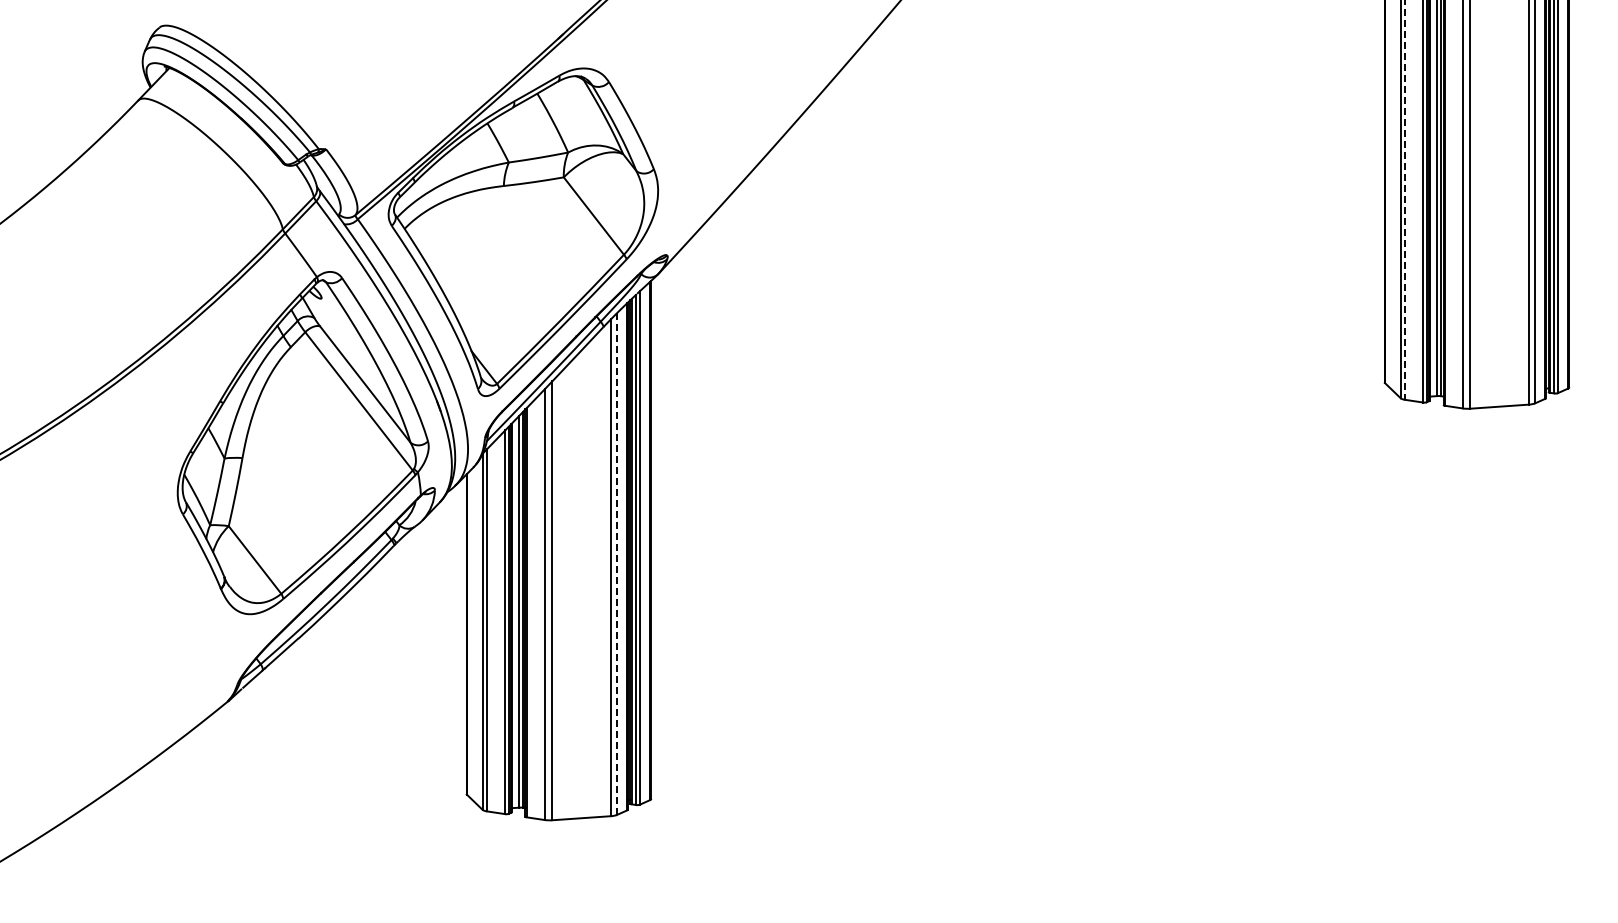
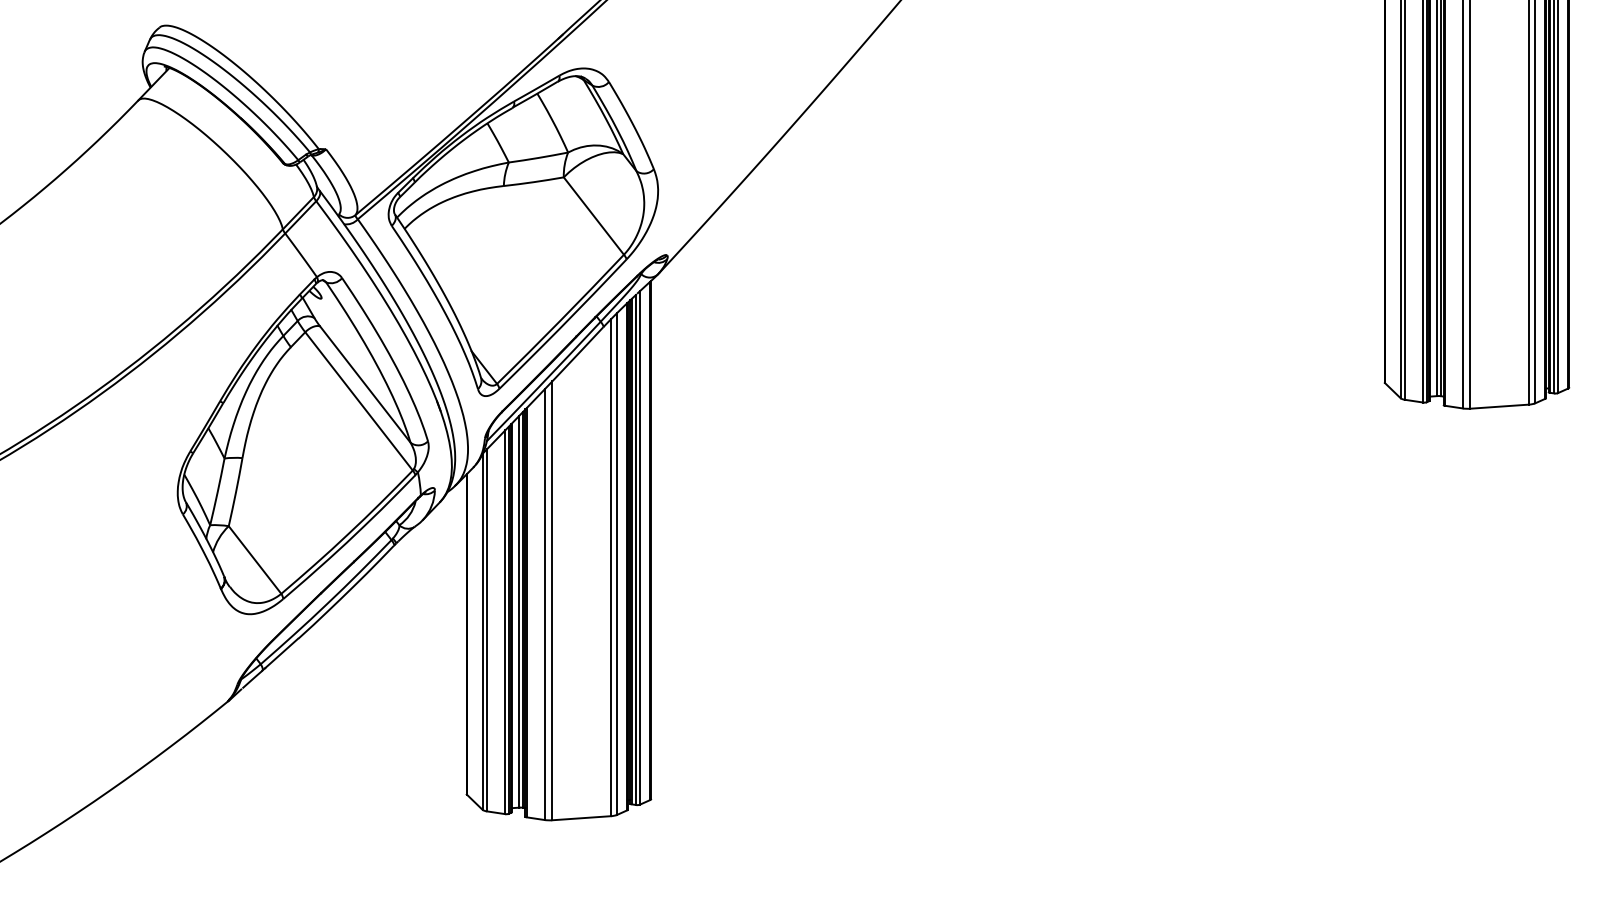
line: dashed -> solid (1405, 200)
line: dashed -> solid (616, 564)
